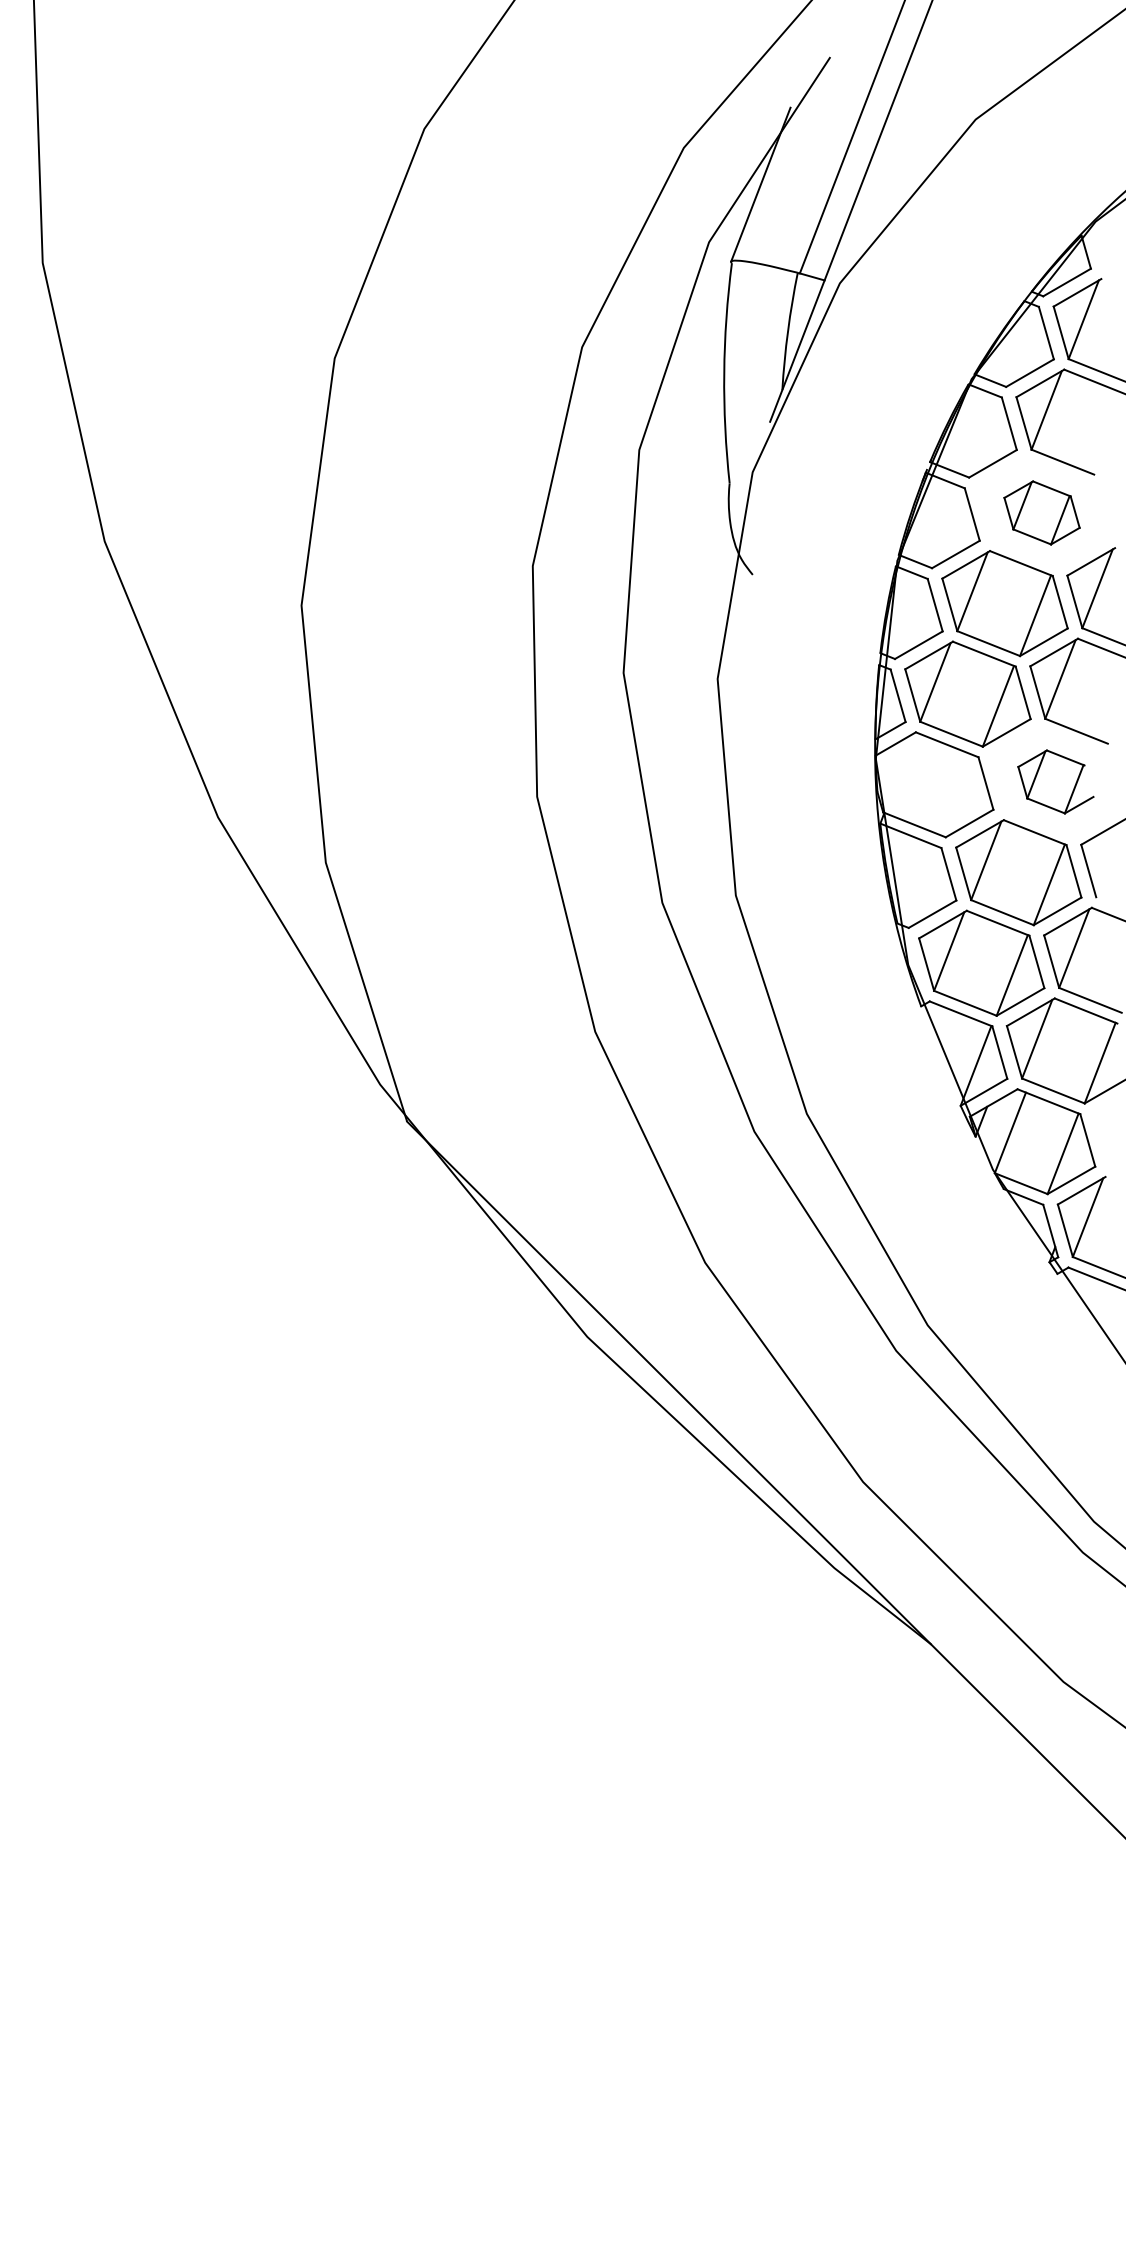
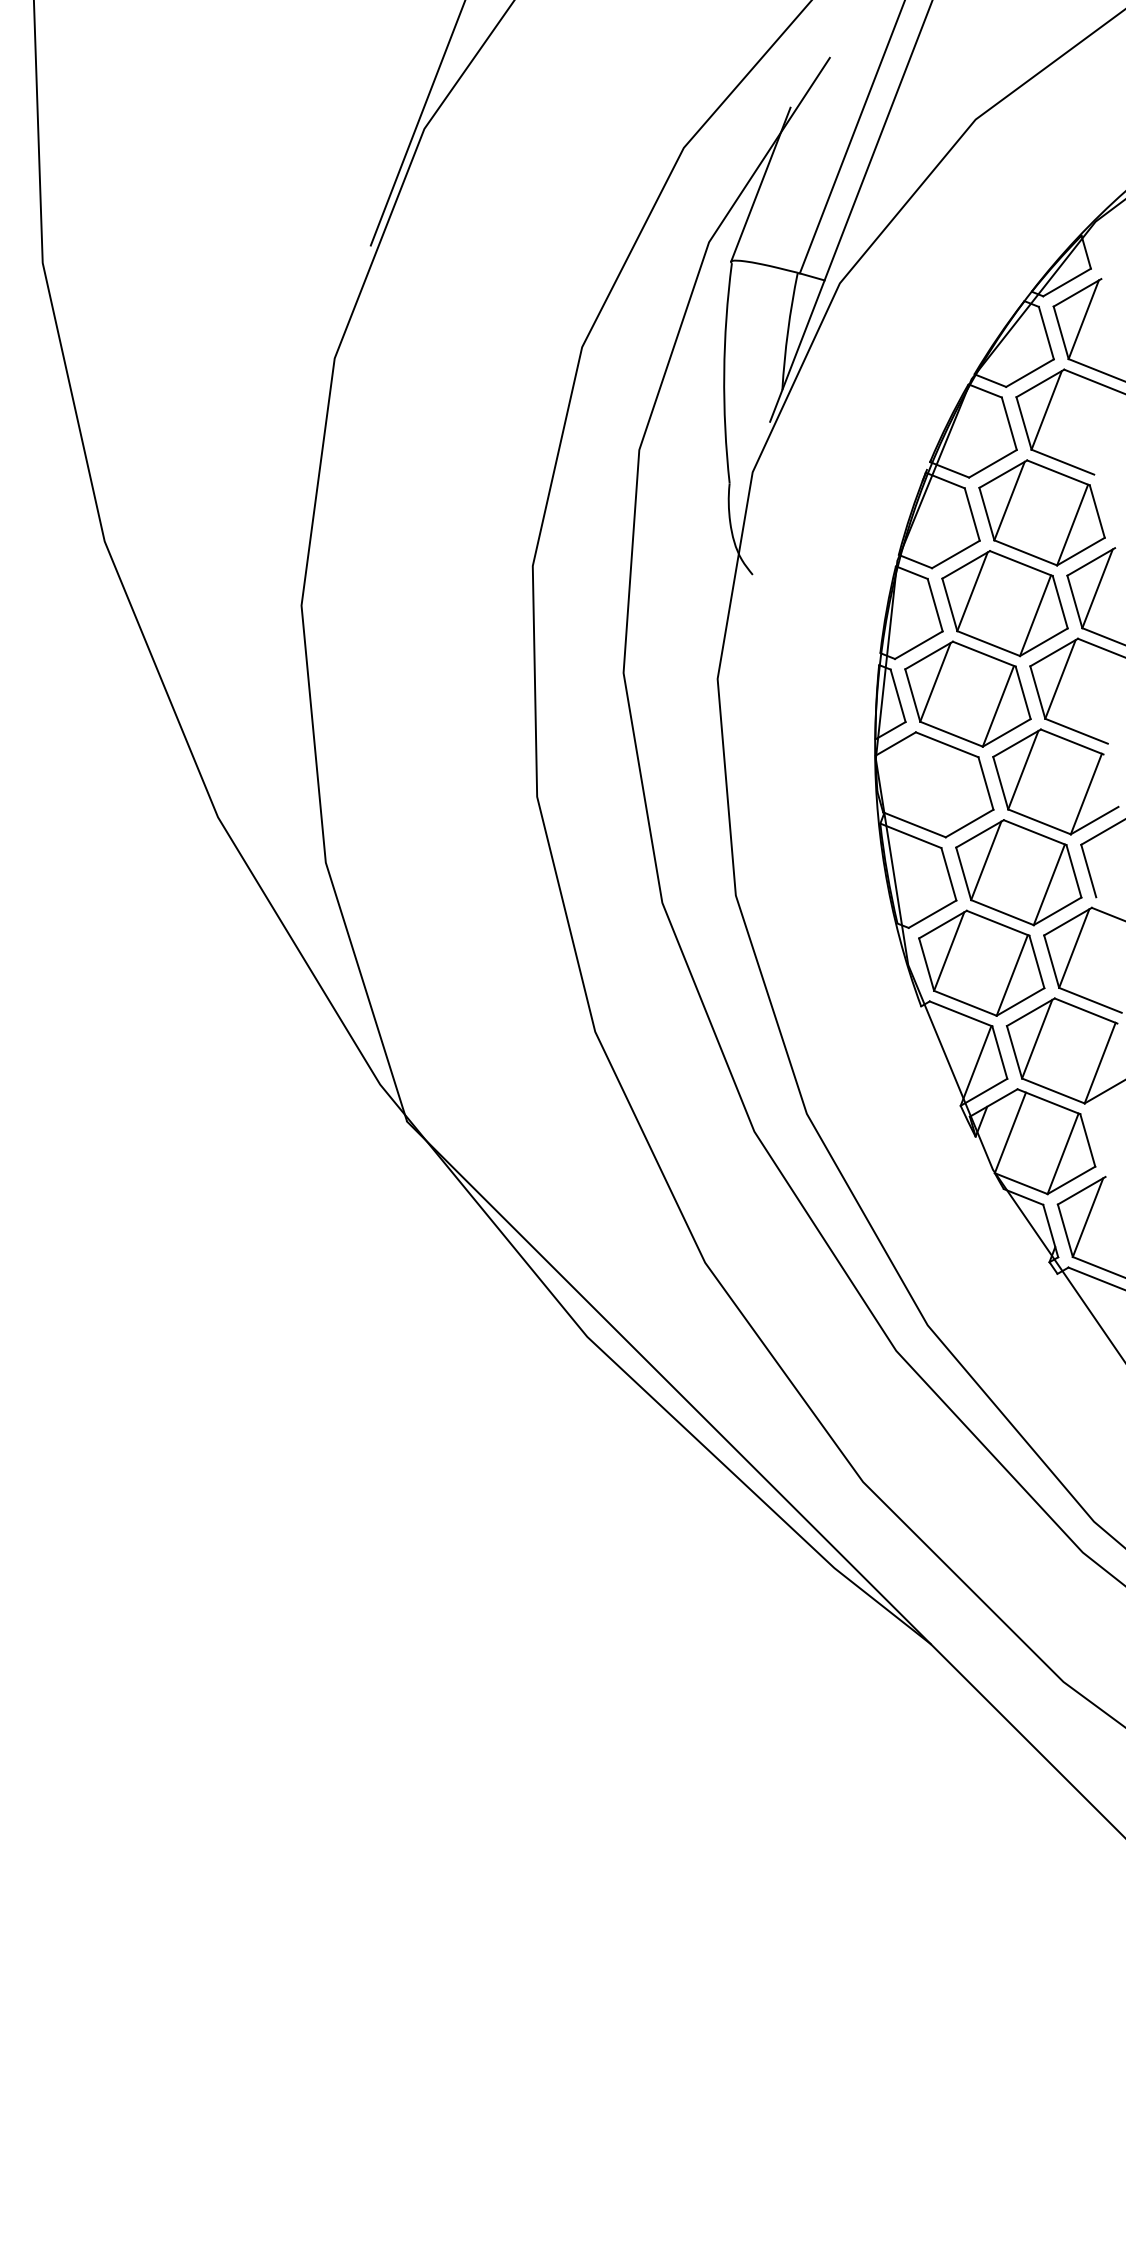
line: none -> present (417, 123)
part size: 78x66 px -> 128x108 px (1041, 512)
part size: 78x66 px -> 128x108 px (1055, 781)
